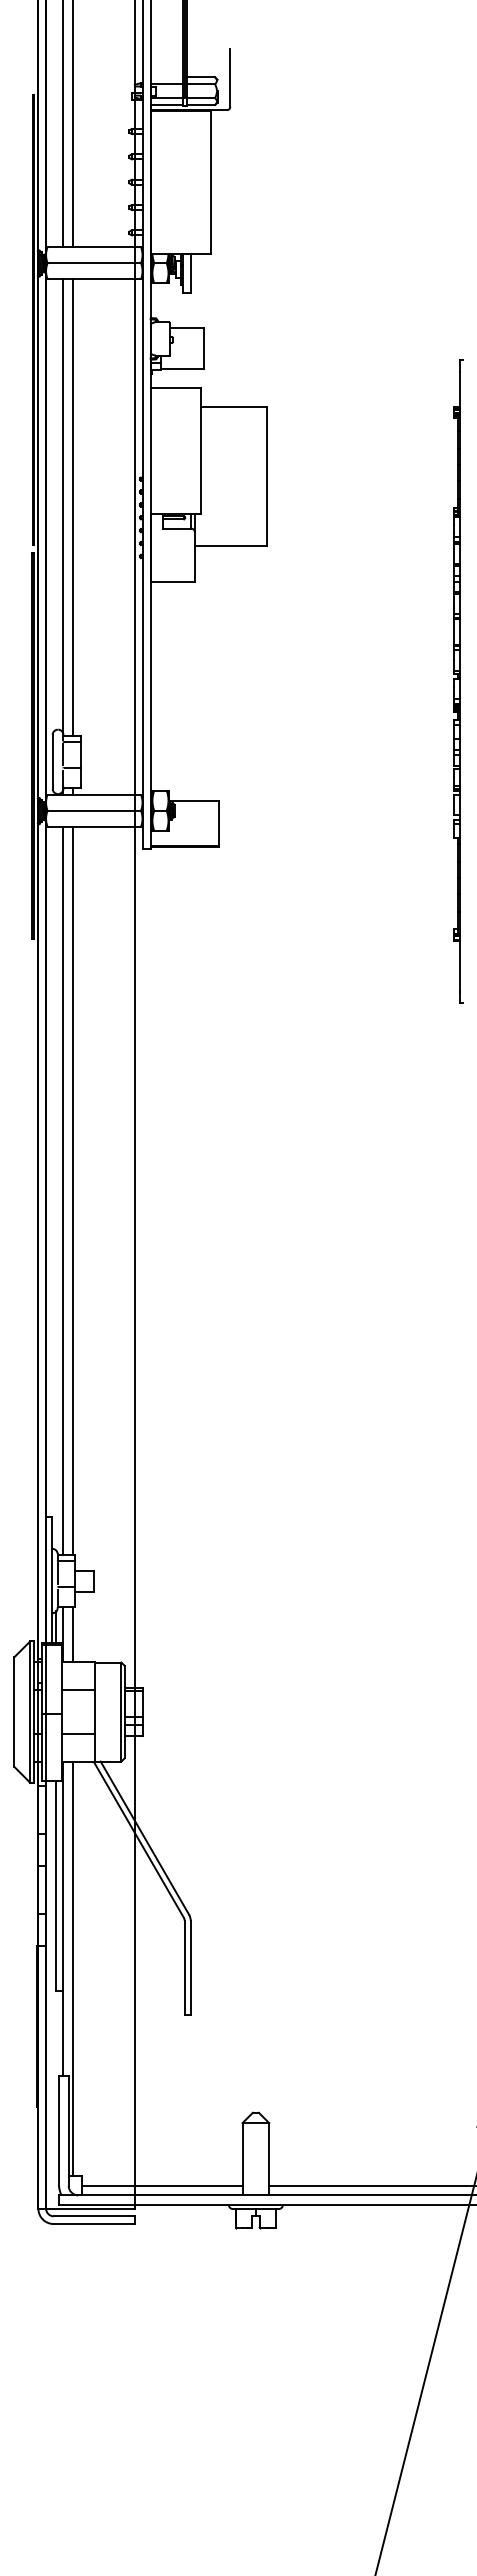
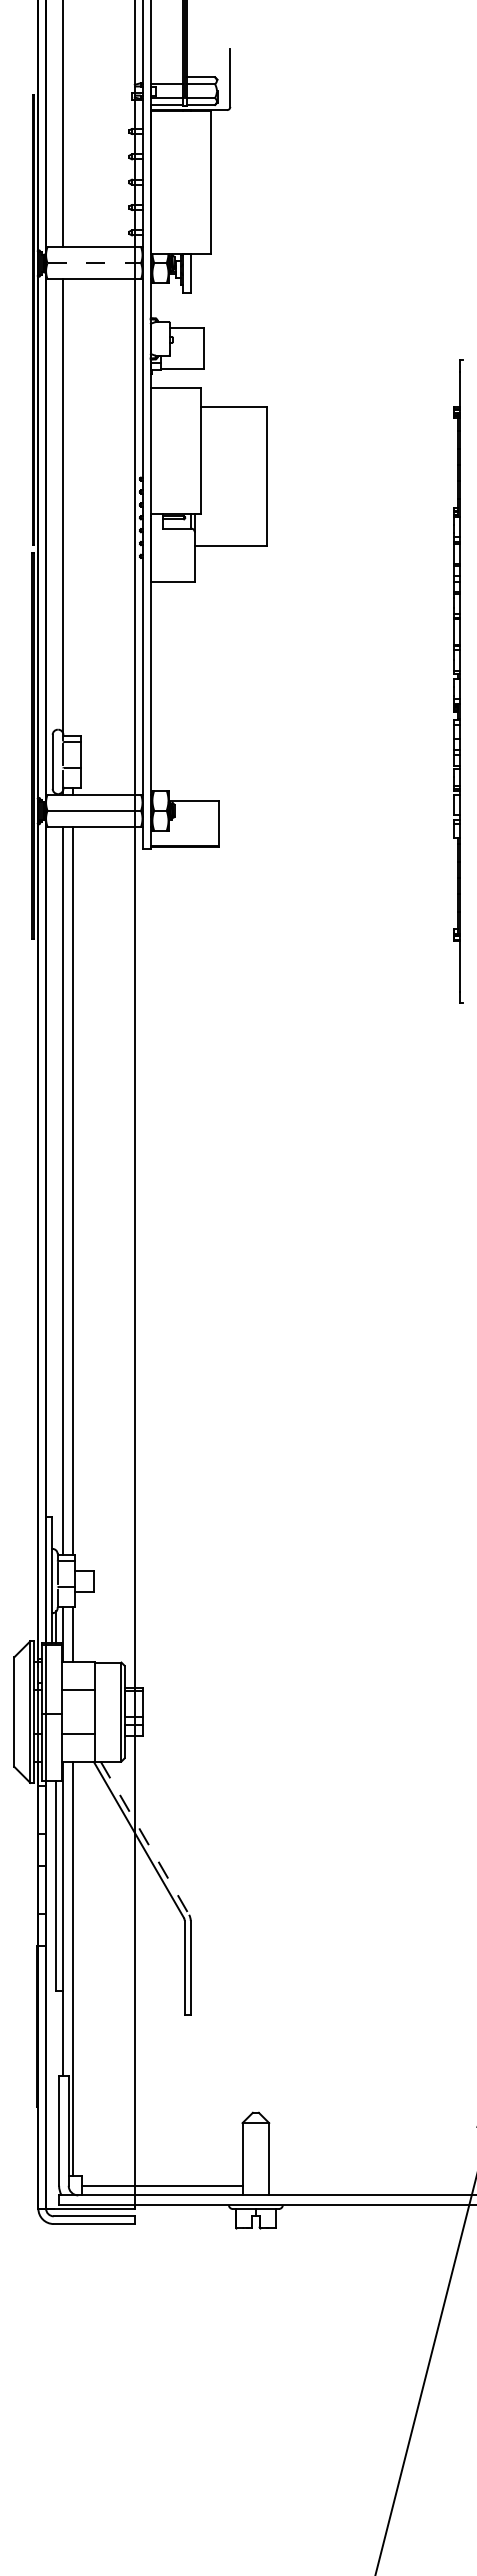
line: present -> none (72, 124)
line: solid -> dashed (94, 263)
line: present -> none (72, 507)
line: solid -> dashed (145, 1838)
line: present -> none (371, 2185)
